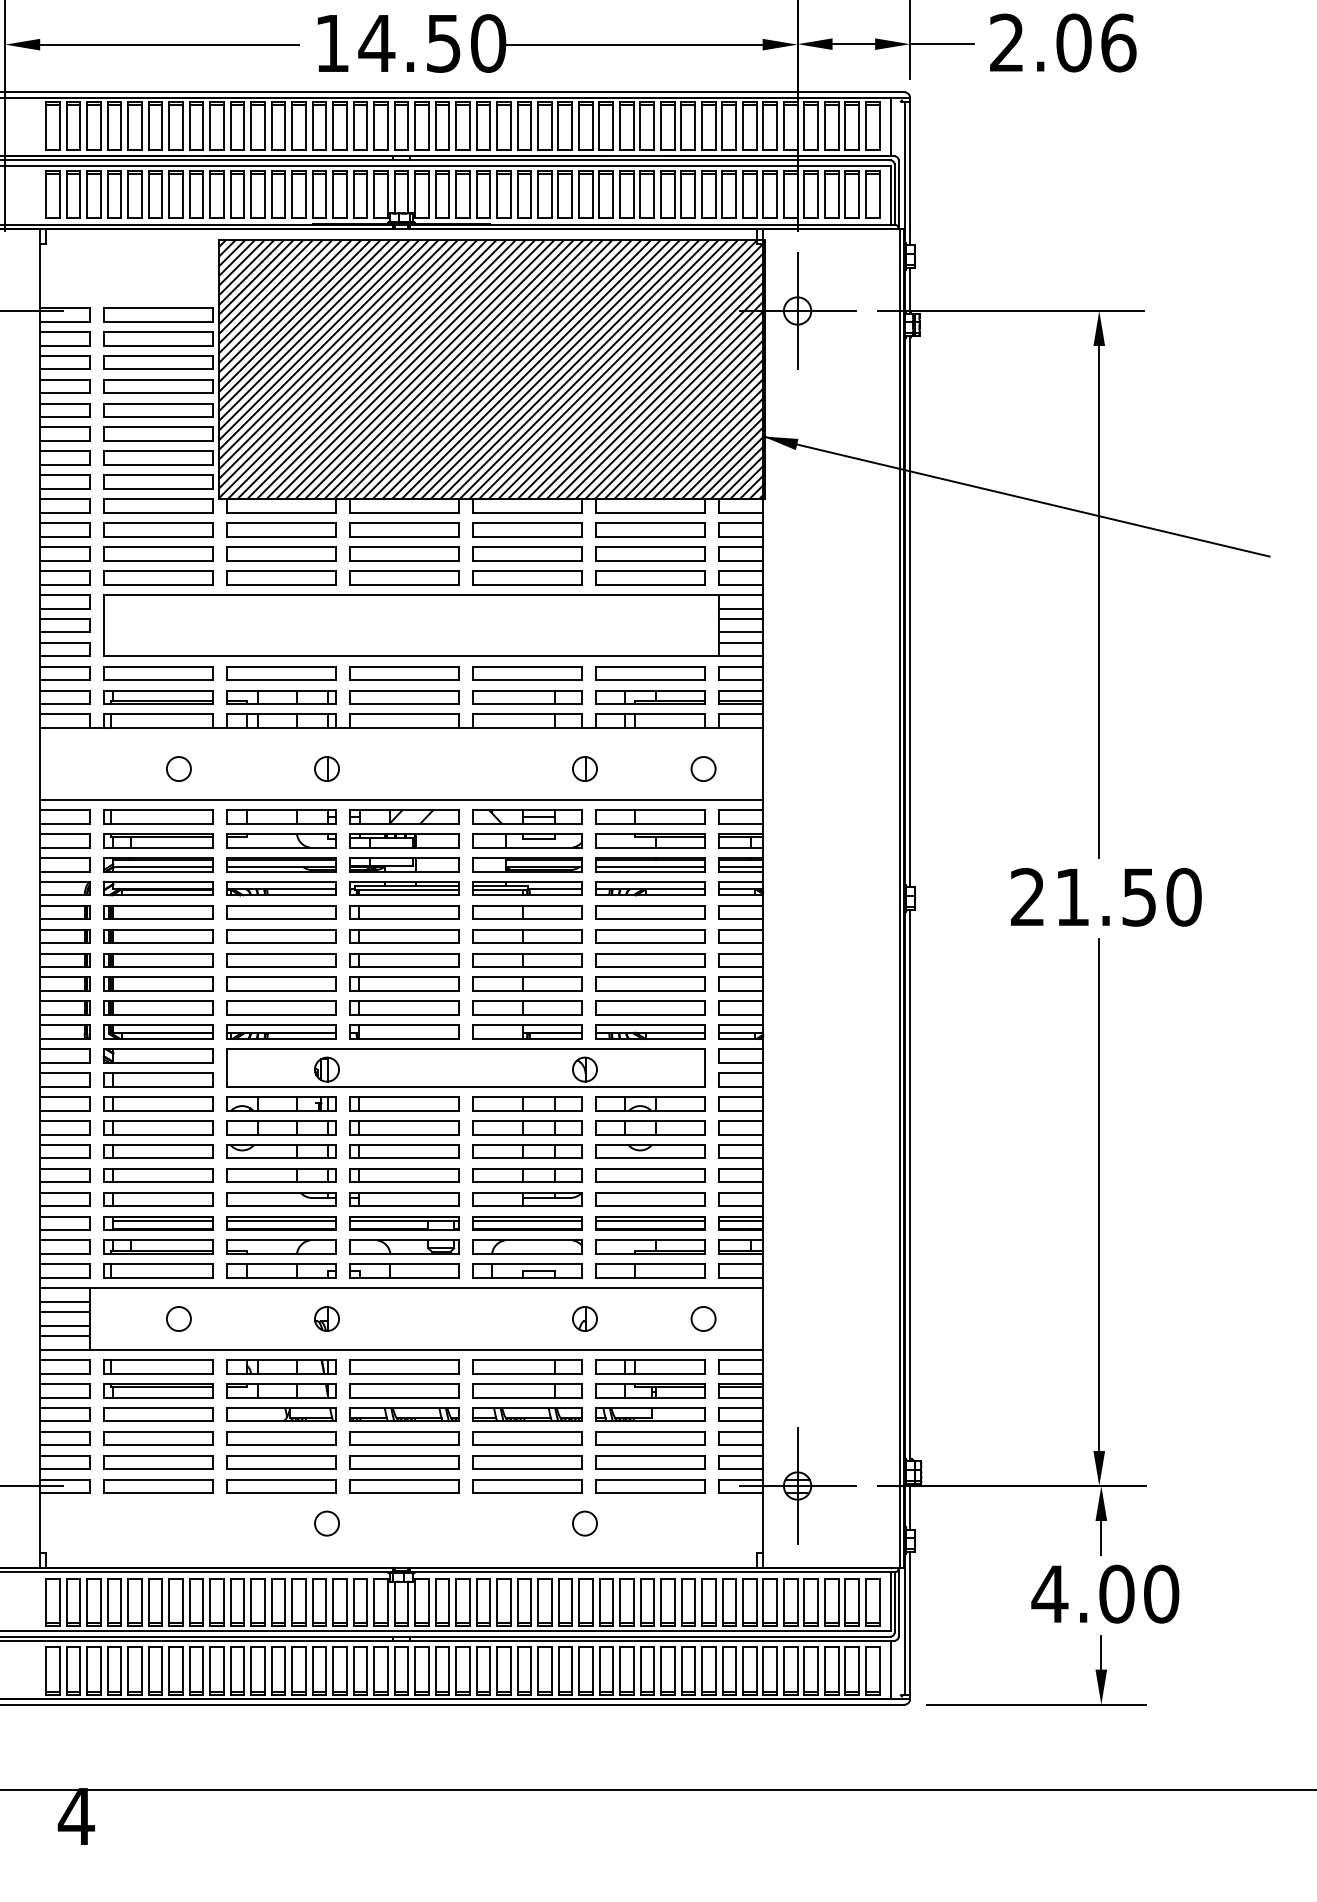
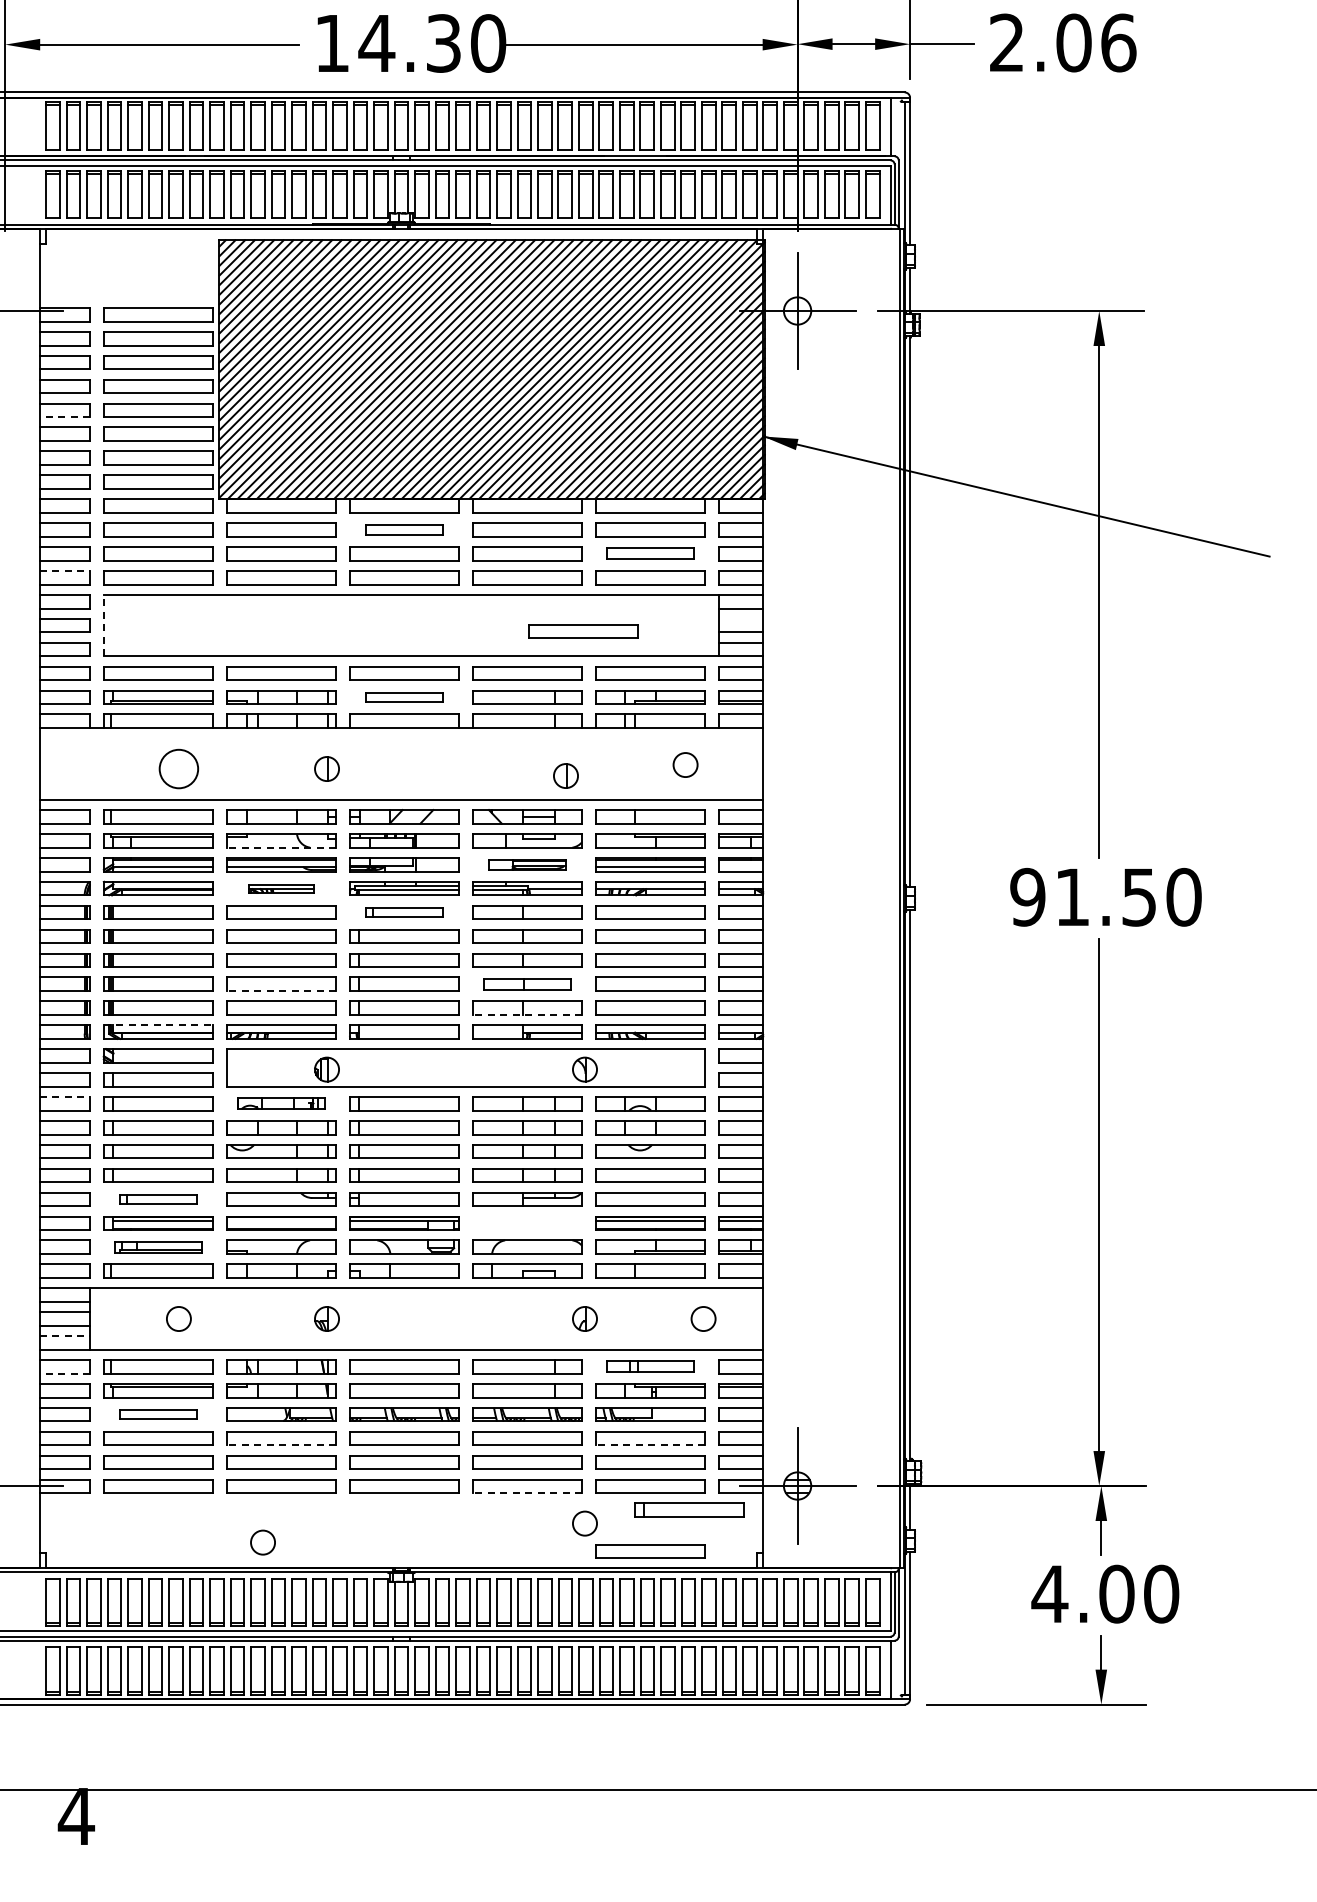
text: 14.50 -> 14.30 (443, 43)
line: solid -> dashed (64, 417)
part size: 111x16 px -> 79x12 px (404, 529)
part size: 111x16 px -> 89x13 px (650, 553)
line: solid -> dashed (65, 570)
line: present -> none (740, 618)
line: solid -> dashed (103, 625)
part: none -> present (583, 631)
part size: 111x15 px -> 79x11 px (404, 697)
part position: (584, 768) -> (565, 775) (565, 775)
circle position: (703, 768) -> (685, 764) (685, 764)
circle diameter: 24 px -> 38 px (178, 768)
line: solid -> dashed (281, 847)
part size: 111x16 px -> 79x12 px (527, 864)
line: present -> none (740, 866)
part size: 111x16 px -> 67x10 px (281, 888)
text: 21.50 -> 91.50 (1027, 897)
part size: 111x15 px -> 79x11 px (404, 912)
part size: 111x16 px -> 89x13 px (527, 984)
line: solid -> dashed (281, 991)
line: solid -> dashed (527, 1014)
line: solid -> dashed (158, 1025)
line: solid -> dashed (65, 1096)
part size: 111x16 px -> 89x13 px (281, 1103)
part size: 111x15 px -> 79x11 px (158, 1199)
line: present -> none (281, 1221)
part: present -> none (527, 1223)
part size: 111x16 px -> 89x13 px (158, 1247)
line: solid -> dashed (65, 1336)
part size: 111x16 px -> 89x13 px (650, 1366)
line: solid -> dashed (64, 1373)
part size: 111x15 px -> 79x11 px (158, 1414)
line: solid -> dashed (281, 1445)
line: solid -> dashed (650, 1445)
line: solid -> dashed (527, 1493)
part: none -> present (689, 1509)
circle position: (326, 1523) -> (262, 1542) (262, 1542)
part: none -> present (650, 1551)
